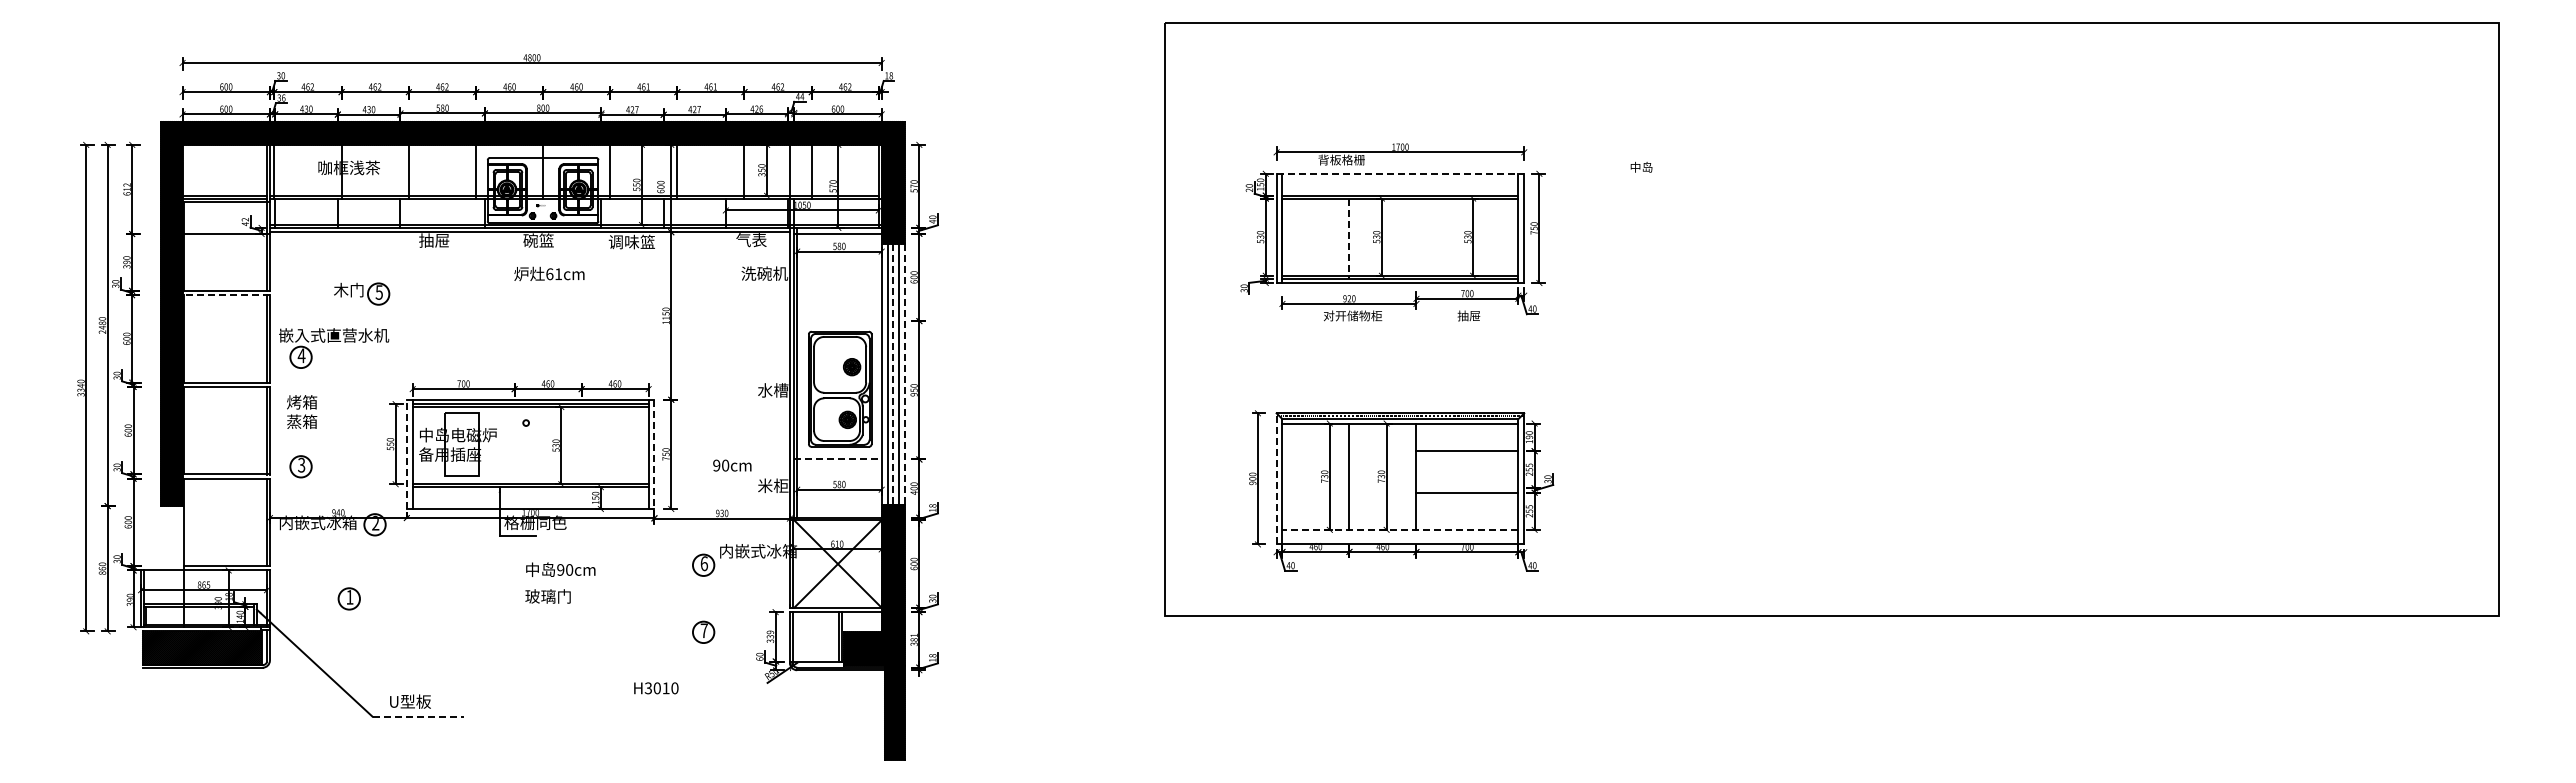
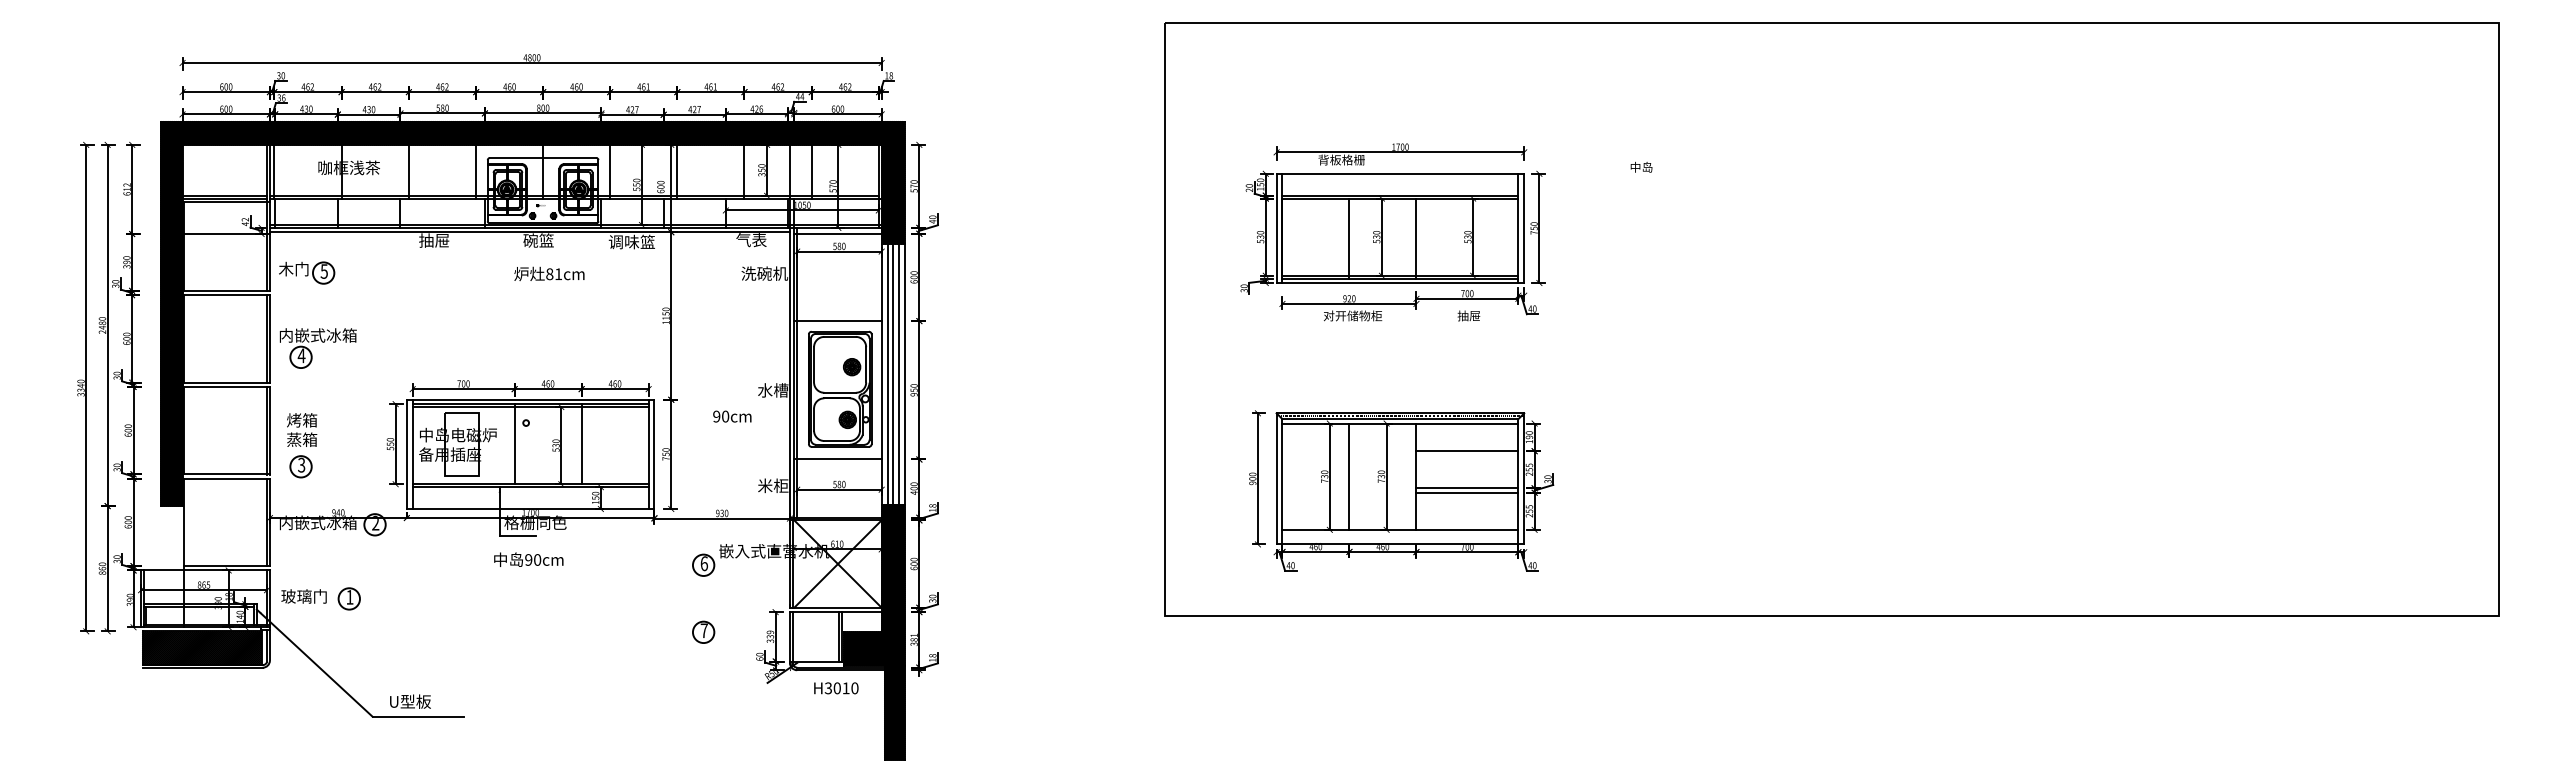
line: dashed -> solid (1400, 173)
line: none -> present (1416, 238)
line: dashed -> solid (1349, 239)
text: 61cm -> 81cm (549, 273)
part position: (362, 293) -> (307, 272) (307, 272)
line: dashed -> solid (226, 295)
line: none -> present (837, 321)
text: 嵌入式直营水机 -> 内嵌式冰箱 (334, 335)
line: dashed -> solid (893, 374)
line: dashed -> solid (905, 374)
text position: (302, 411) -> (302, 429) (302, 429)
line: none -> present (514, 444)
line: none -> present (581, 444)
line: dashed -> solid (406, 454)
line: dashed -> solid (654, 454)
line: dashed -> solid (838, 459)
text position: (732, 465) -> (732, 416) (732, 416)
line: dashed -> solid (1276, 478)
line: none -> present (1467, 488)
line: dashed -> solid (1400, 529)
text: 内嵌式冰箱 -> 嵌入式直营水机 (774, 551)
text position: (560, 569) -> (528, 559) (528, 559)
text position: (547, 596) -> (303, 596) (303, 596)
text position: (656, 688) -> (836, 688) (836, 688)
line: dashed -> solid (418, 716)
